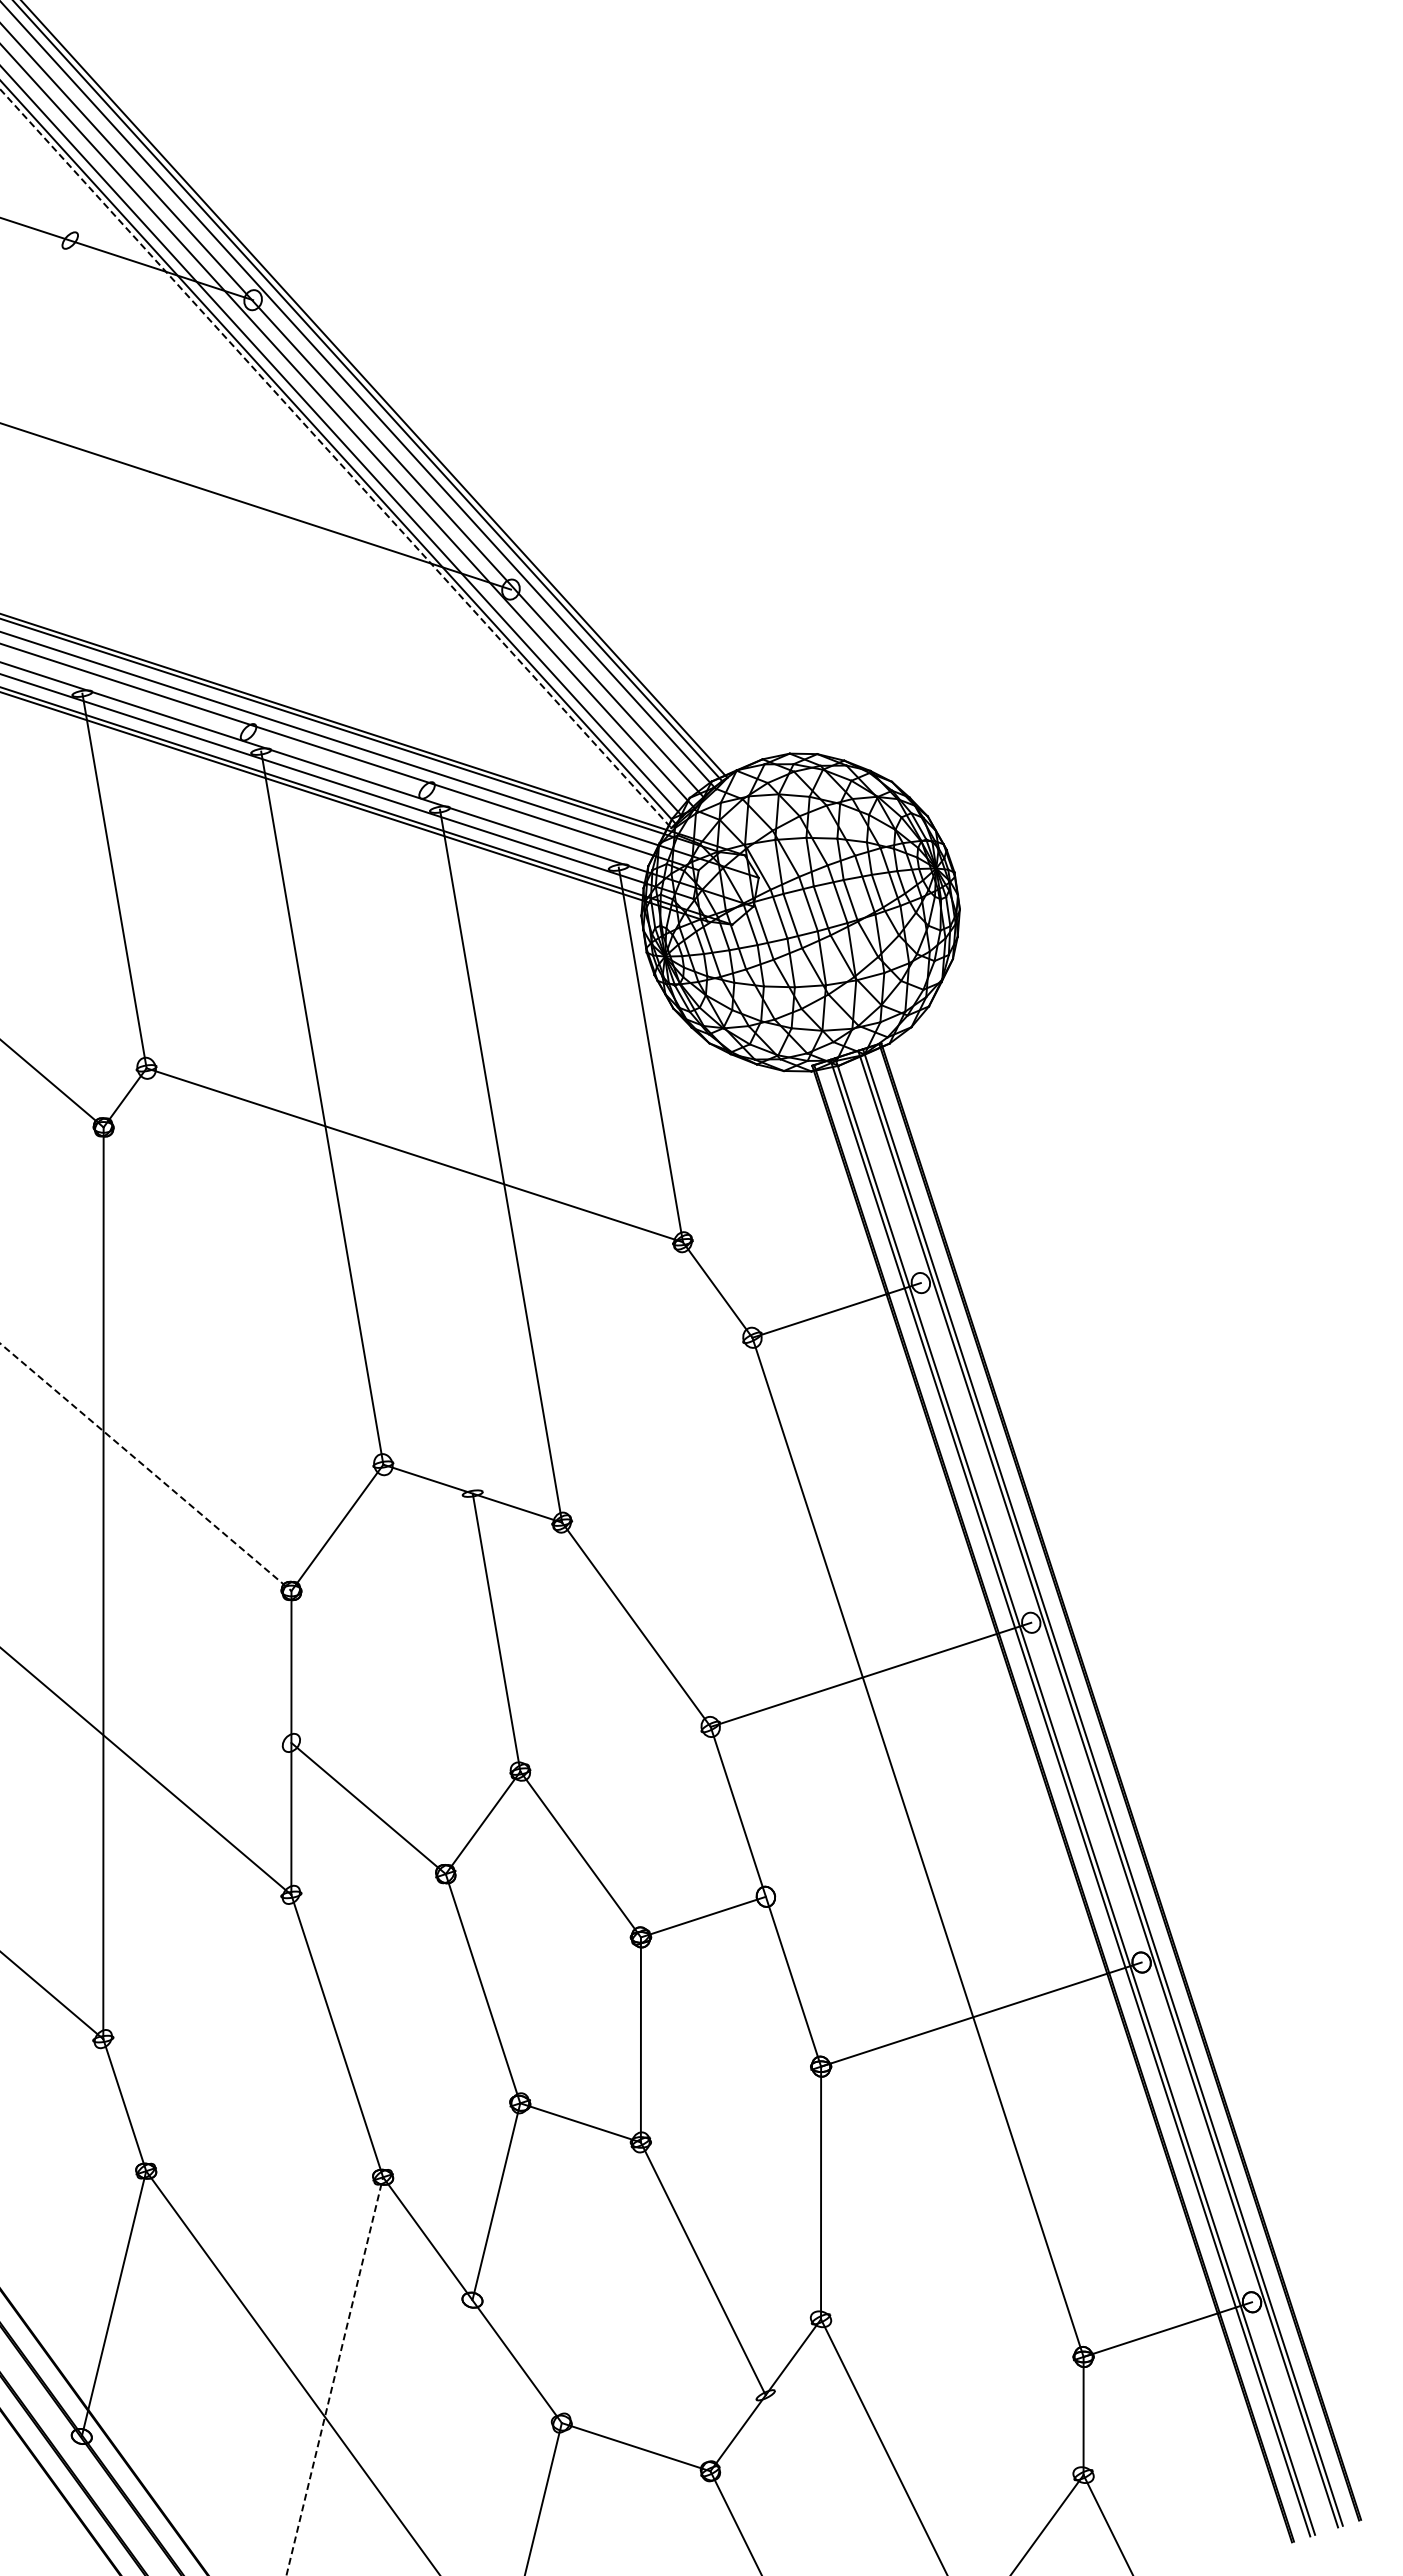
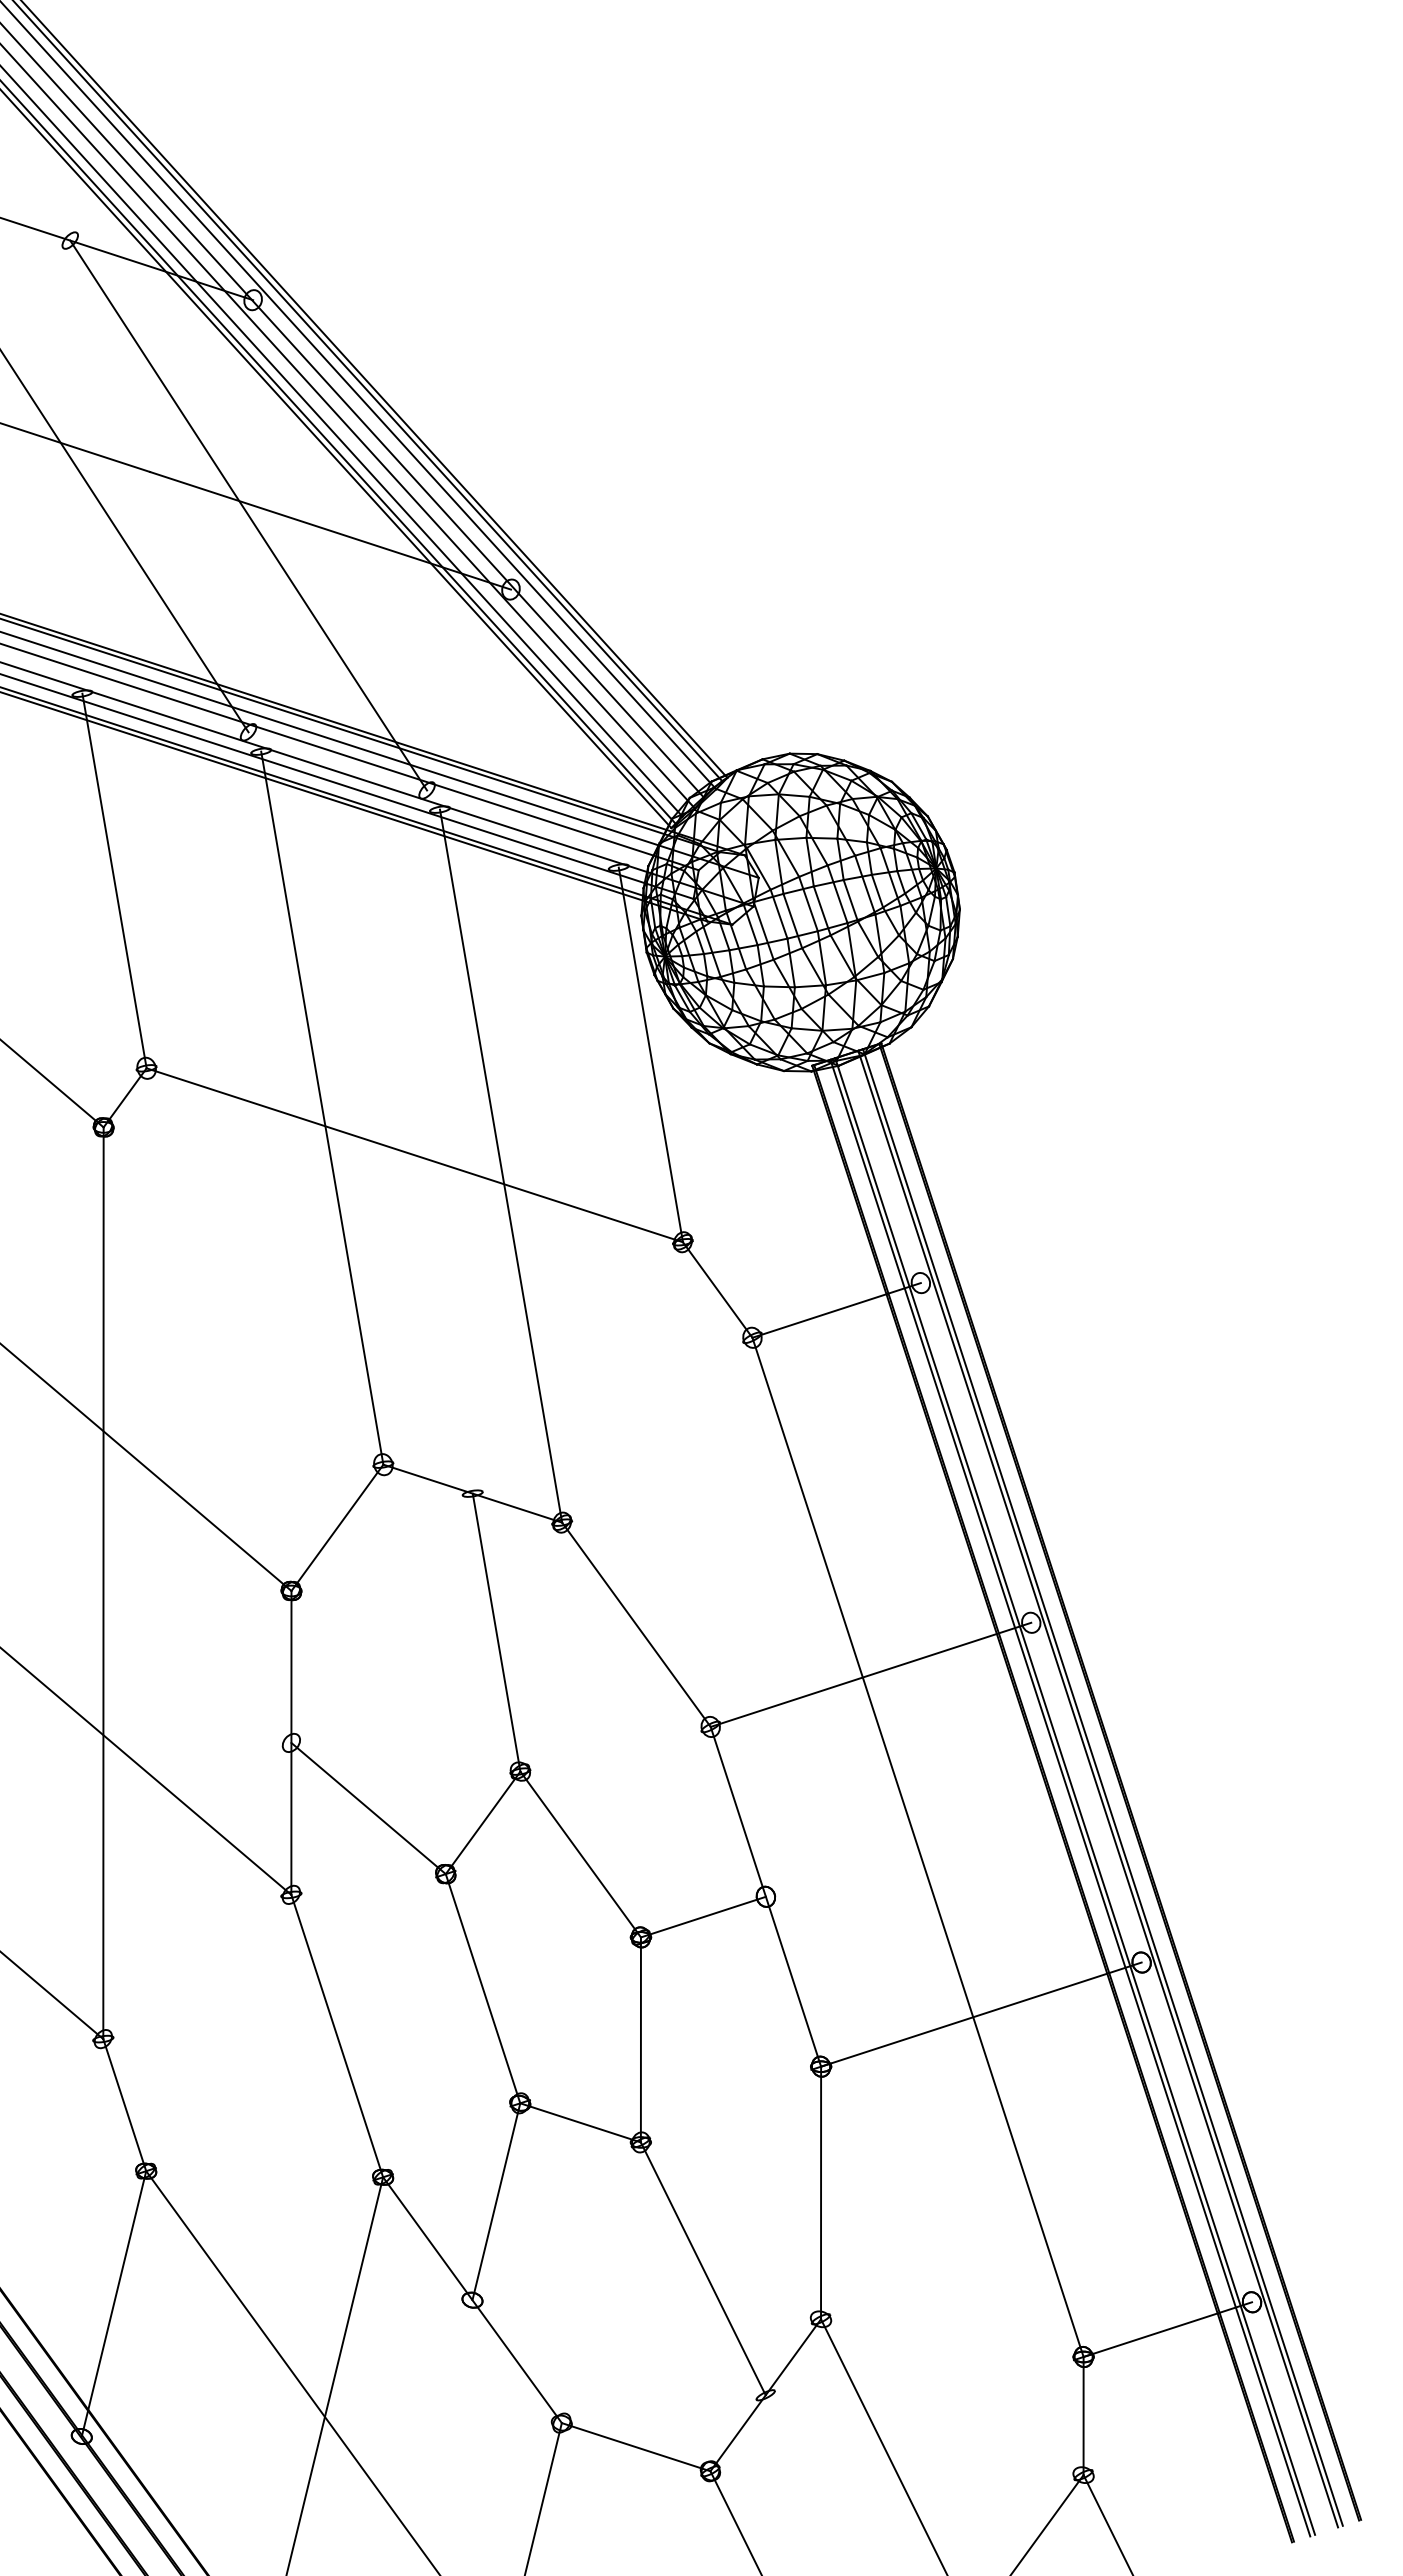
line: dashed -> solid (335, 458)
line: none -> present (248, 515)
line: none -> present (125, 542)
line: dashed -> solid (146, 1467)
line: dashed -> solid (334, 2376)
